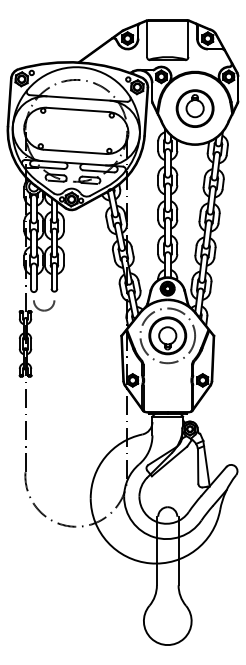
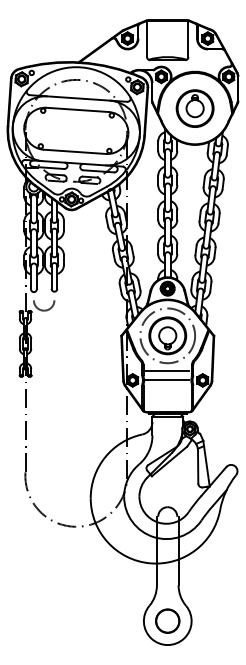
line: none -> present (167, 370)
line: none -> present (167, 380)
circle: none -> present (167, 620)
